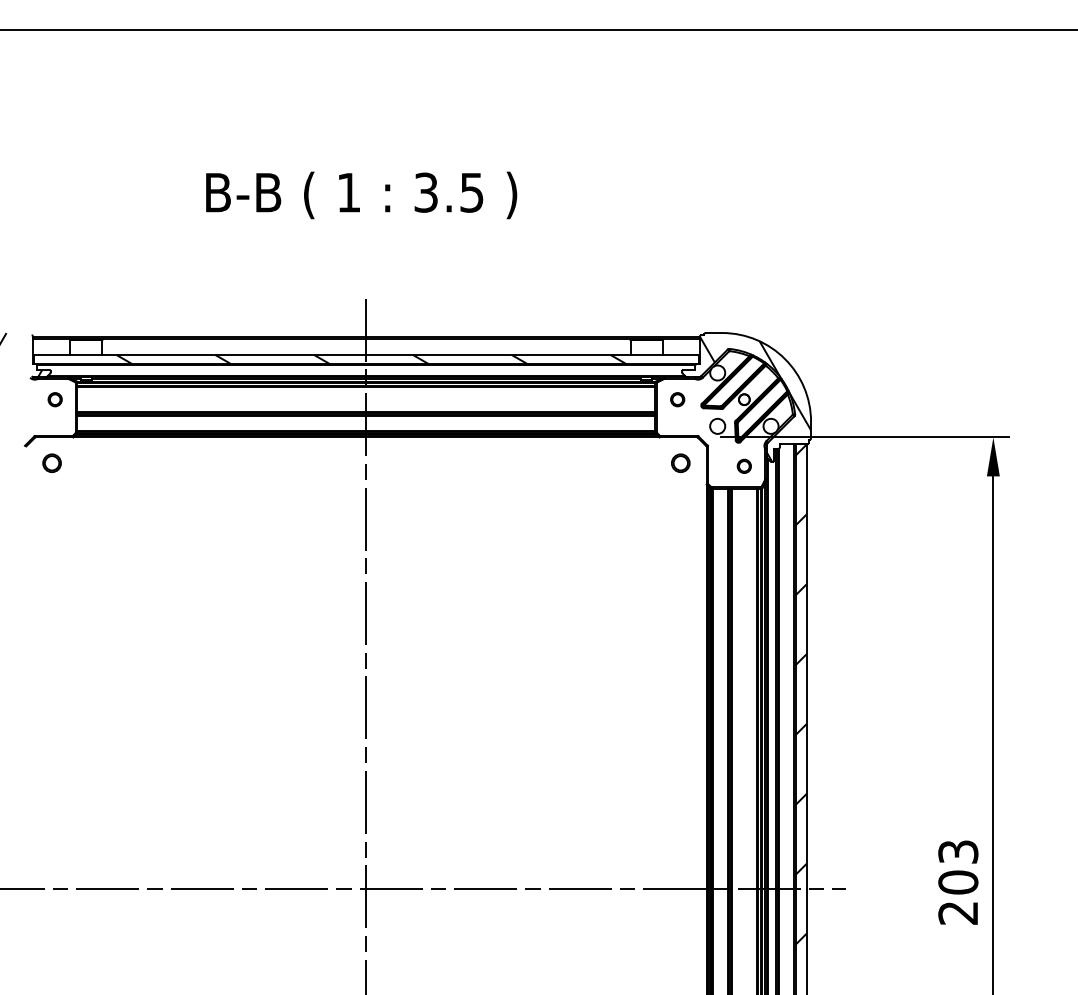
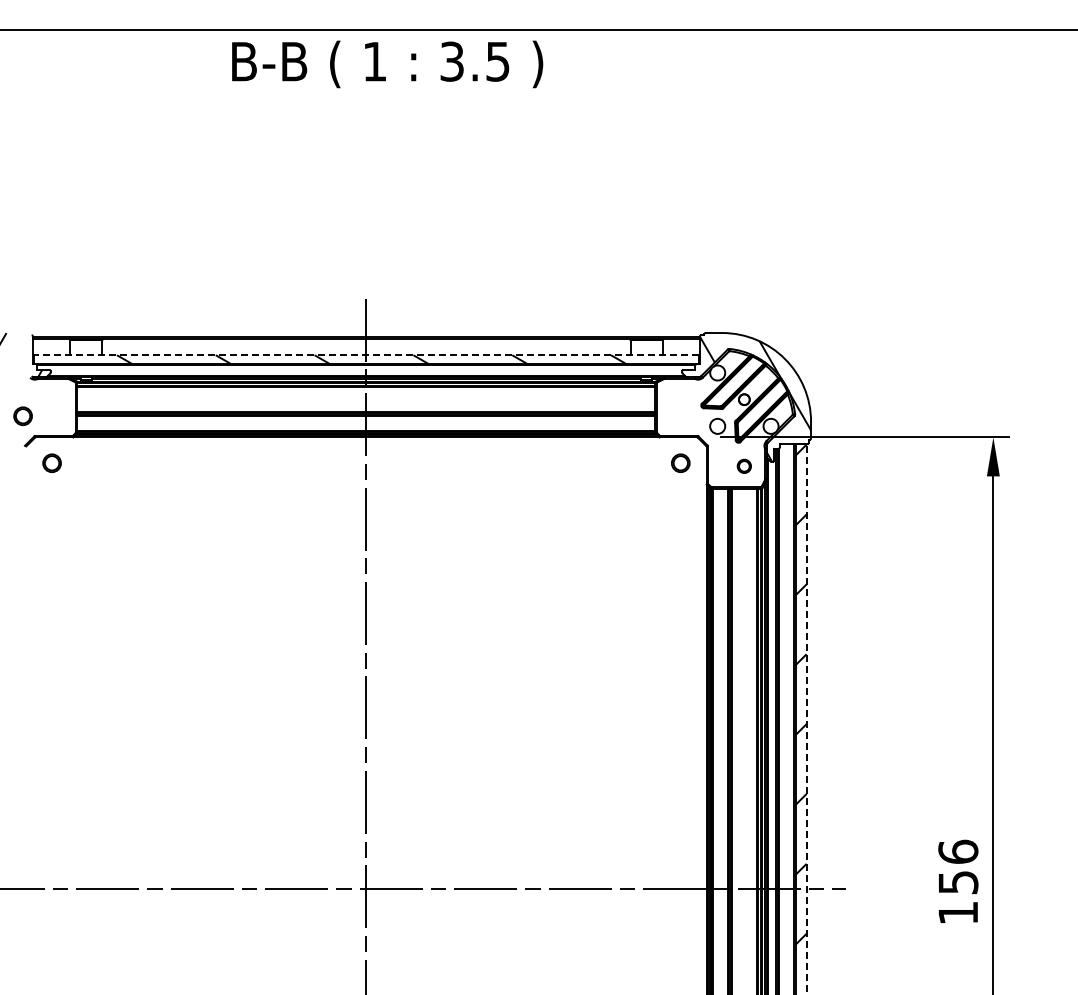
text position: (361, 195) -> (387, 64) (387, 64)
line: solid -> dashed (365, 355)
circle: present -> none (54, 399)
part: present -> none (677, 399)
circle: none -> present (22, 415)
line: solid -> dashed (806, 718)
text: 203 -> 156 (958, 881)
